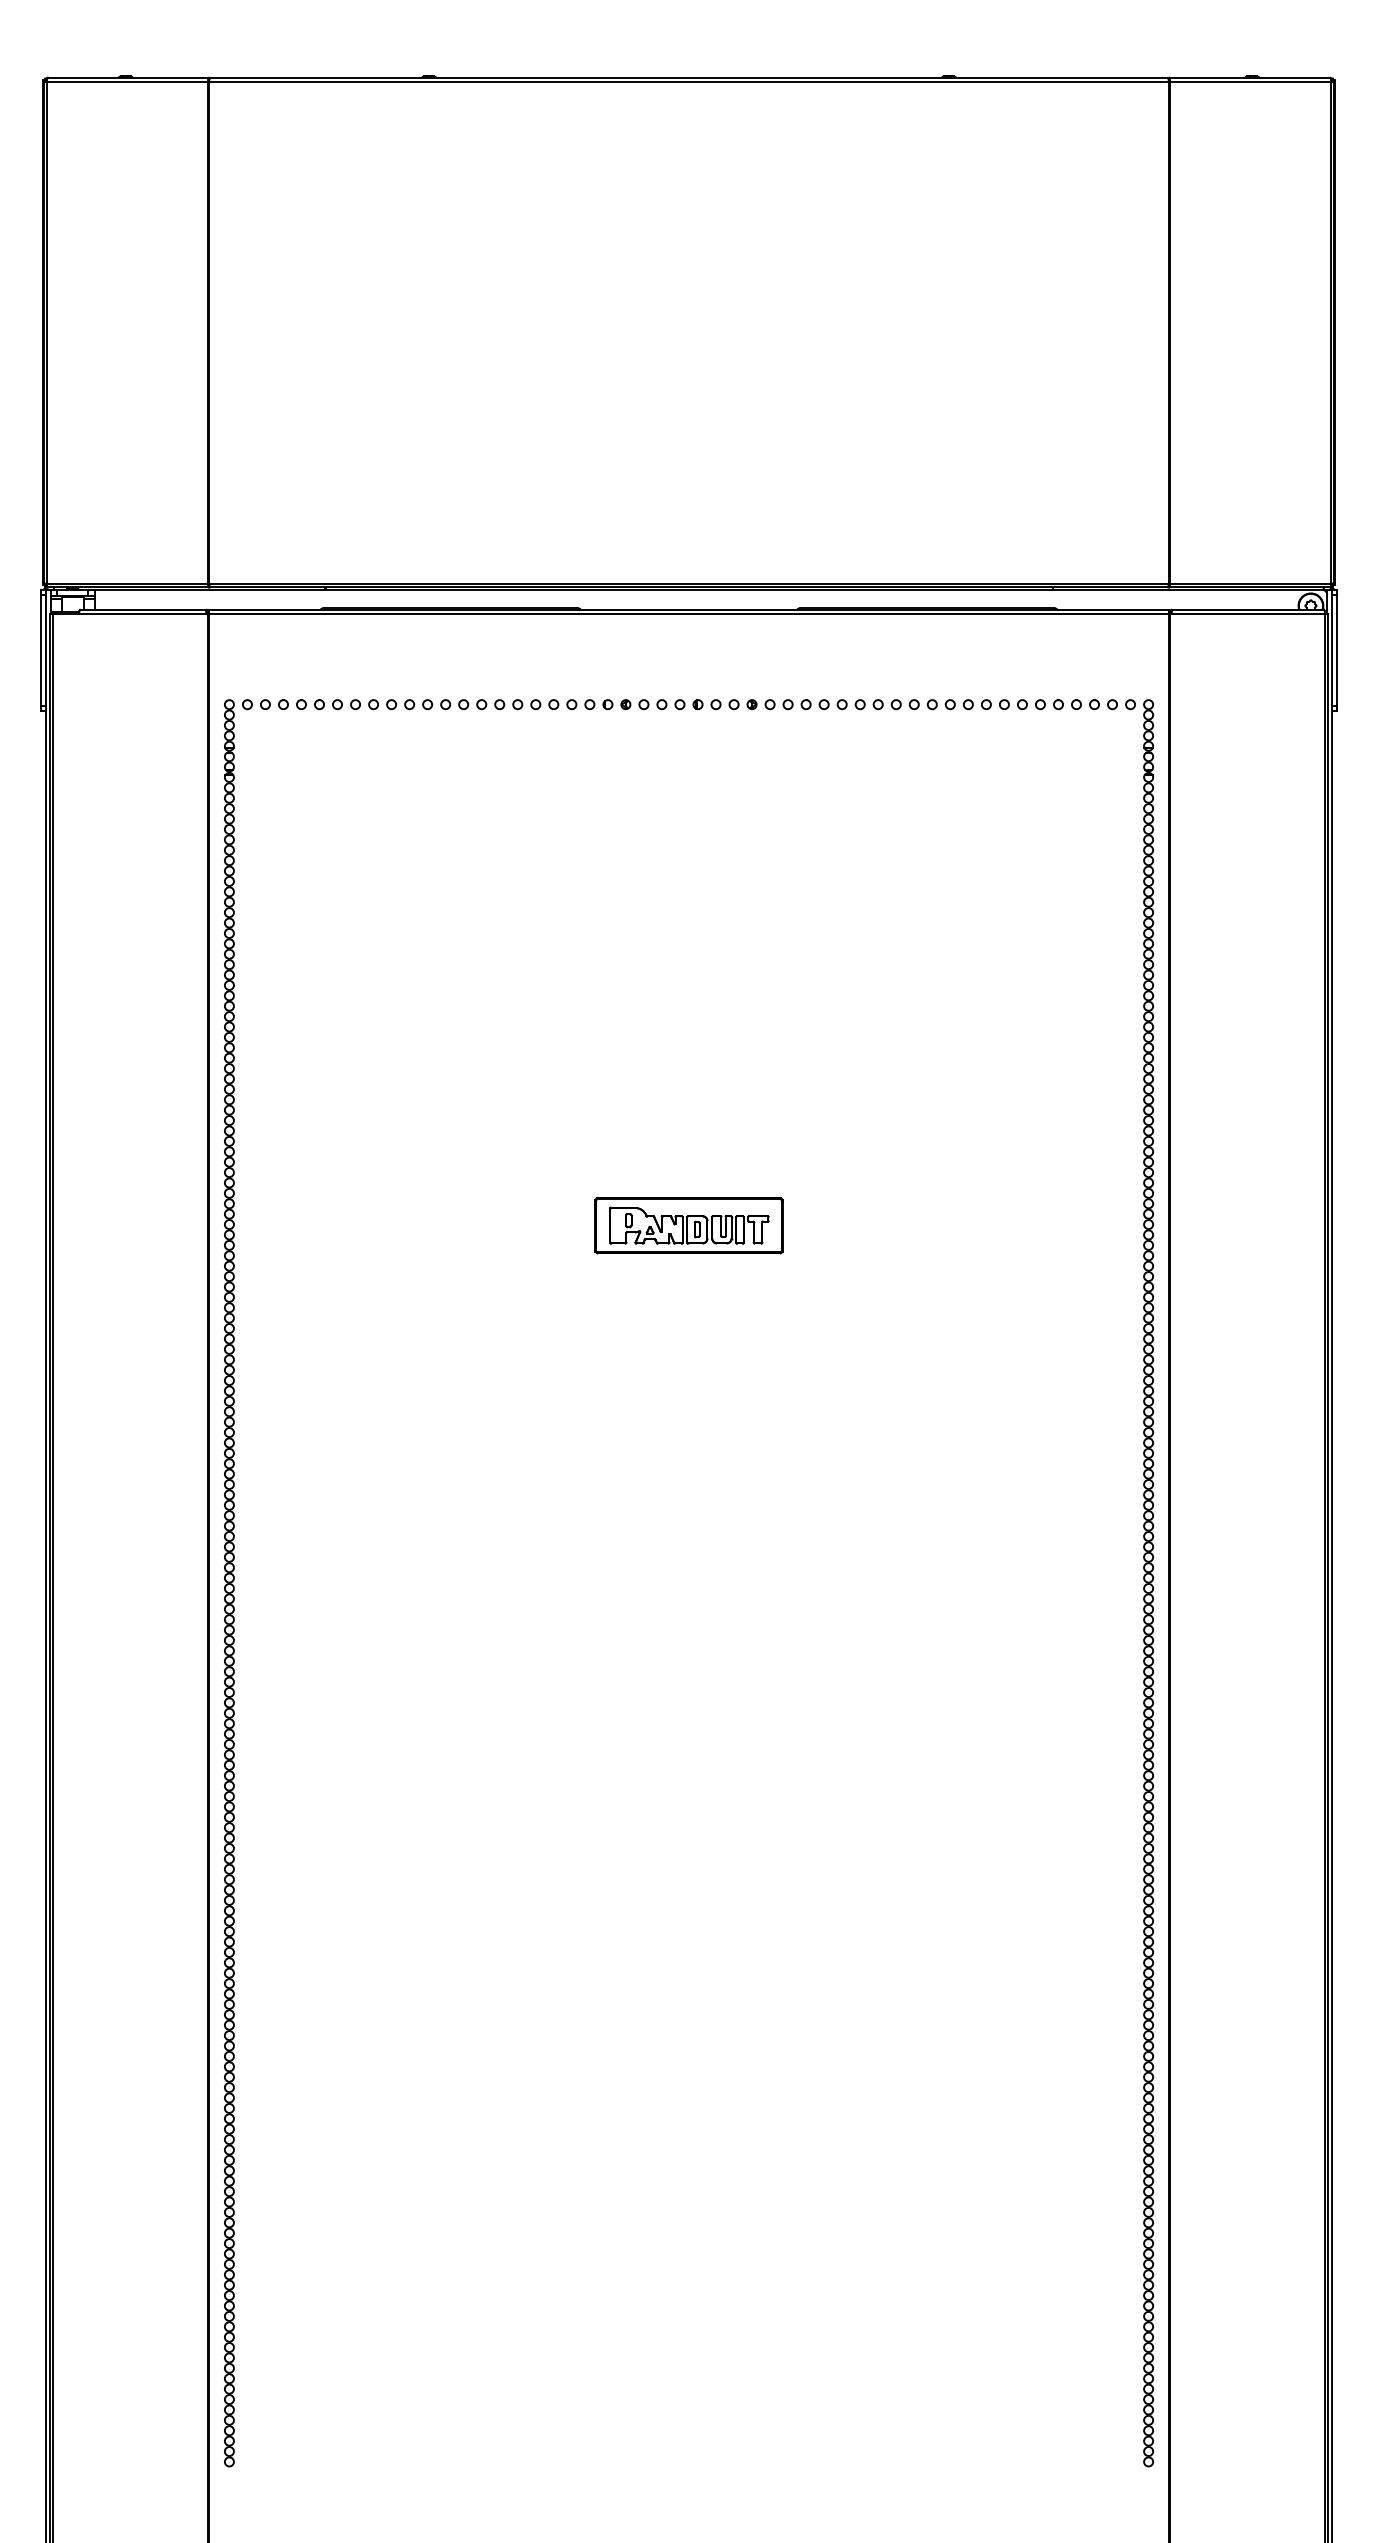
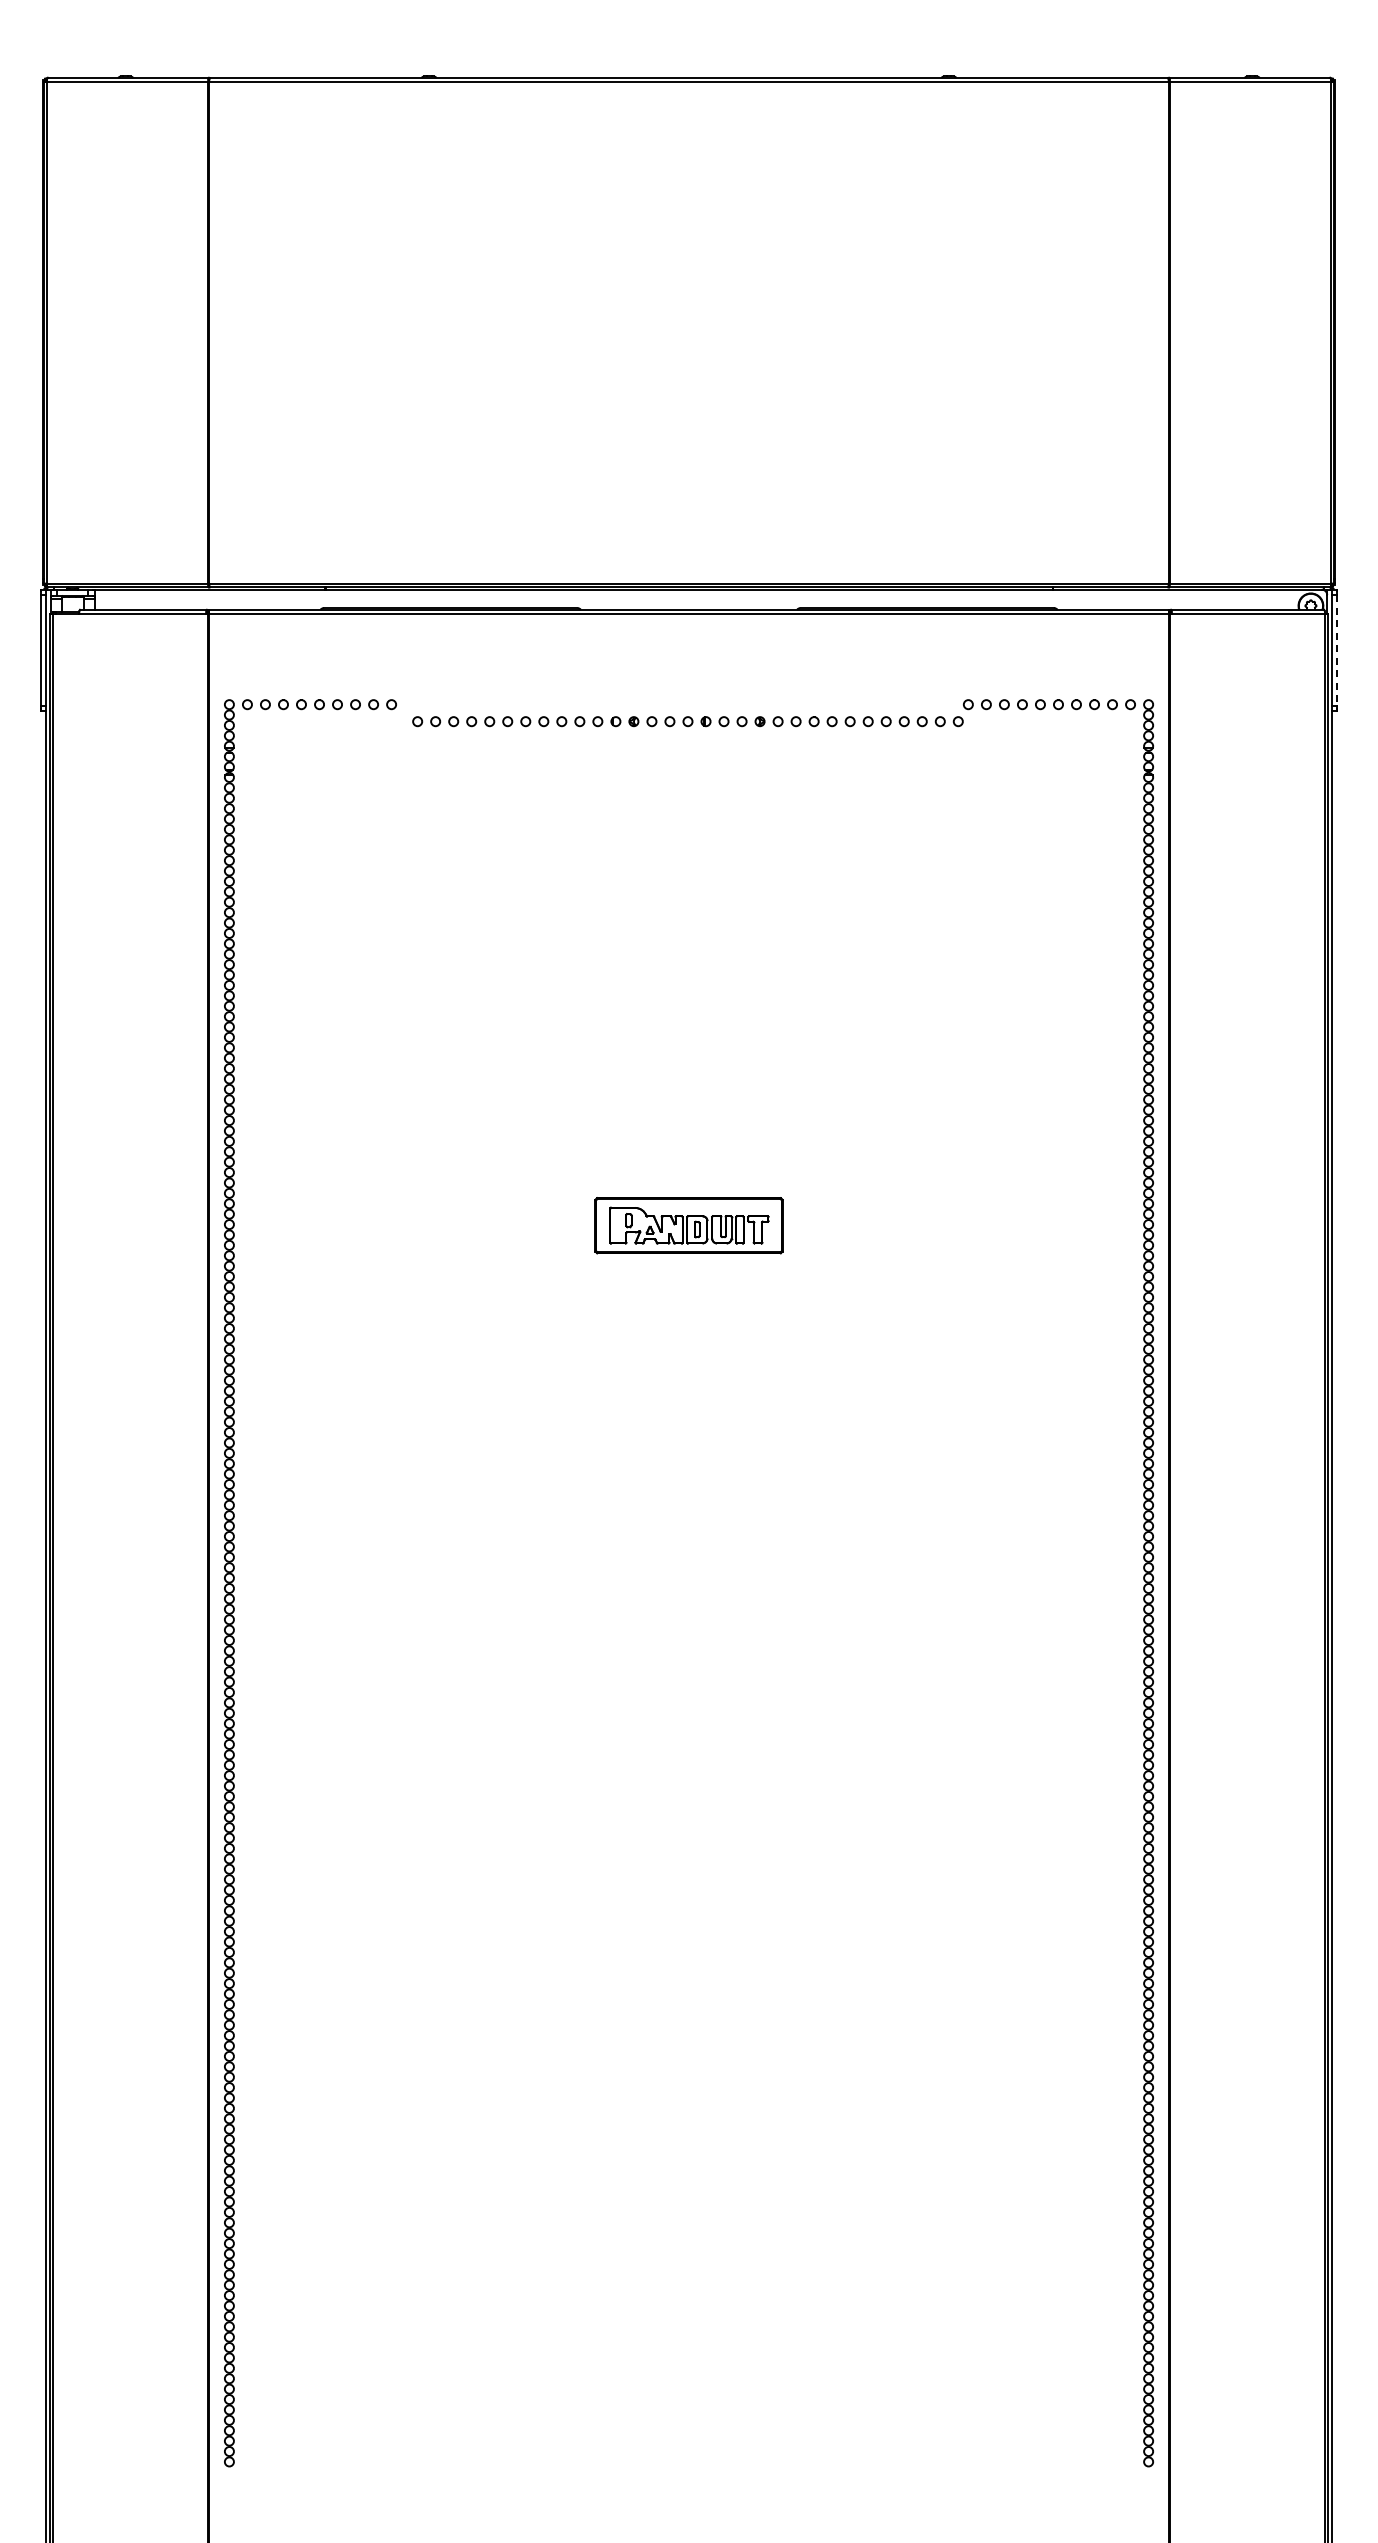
line: solid -> dashed (1336, 650)
part position: (679, 704) -> (687, 721) (687, 721)
